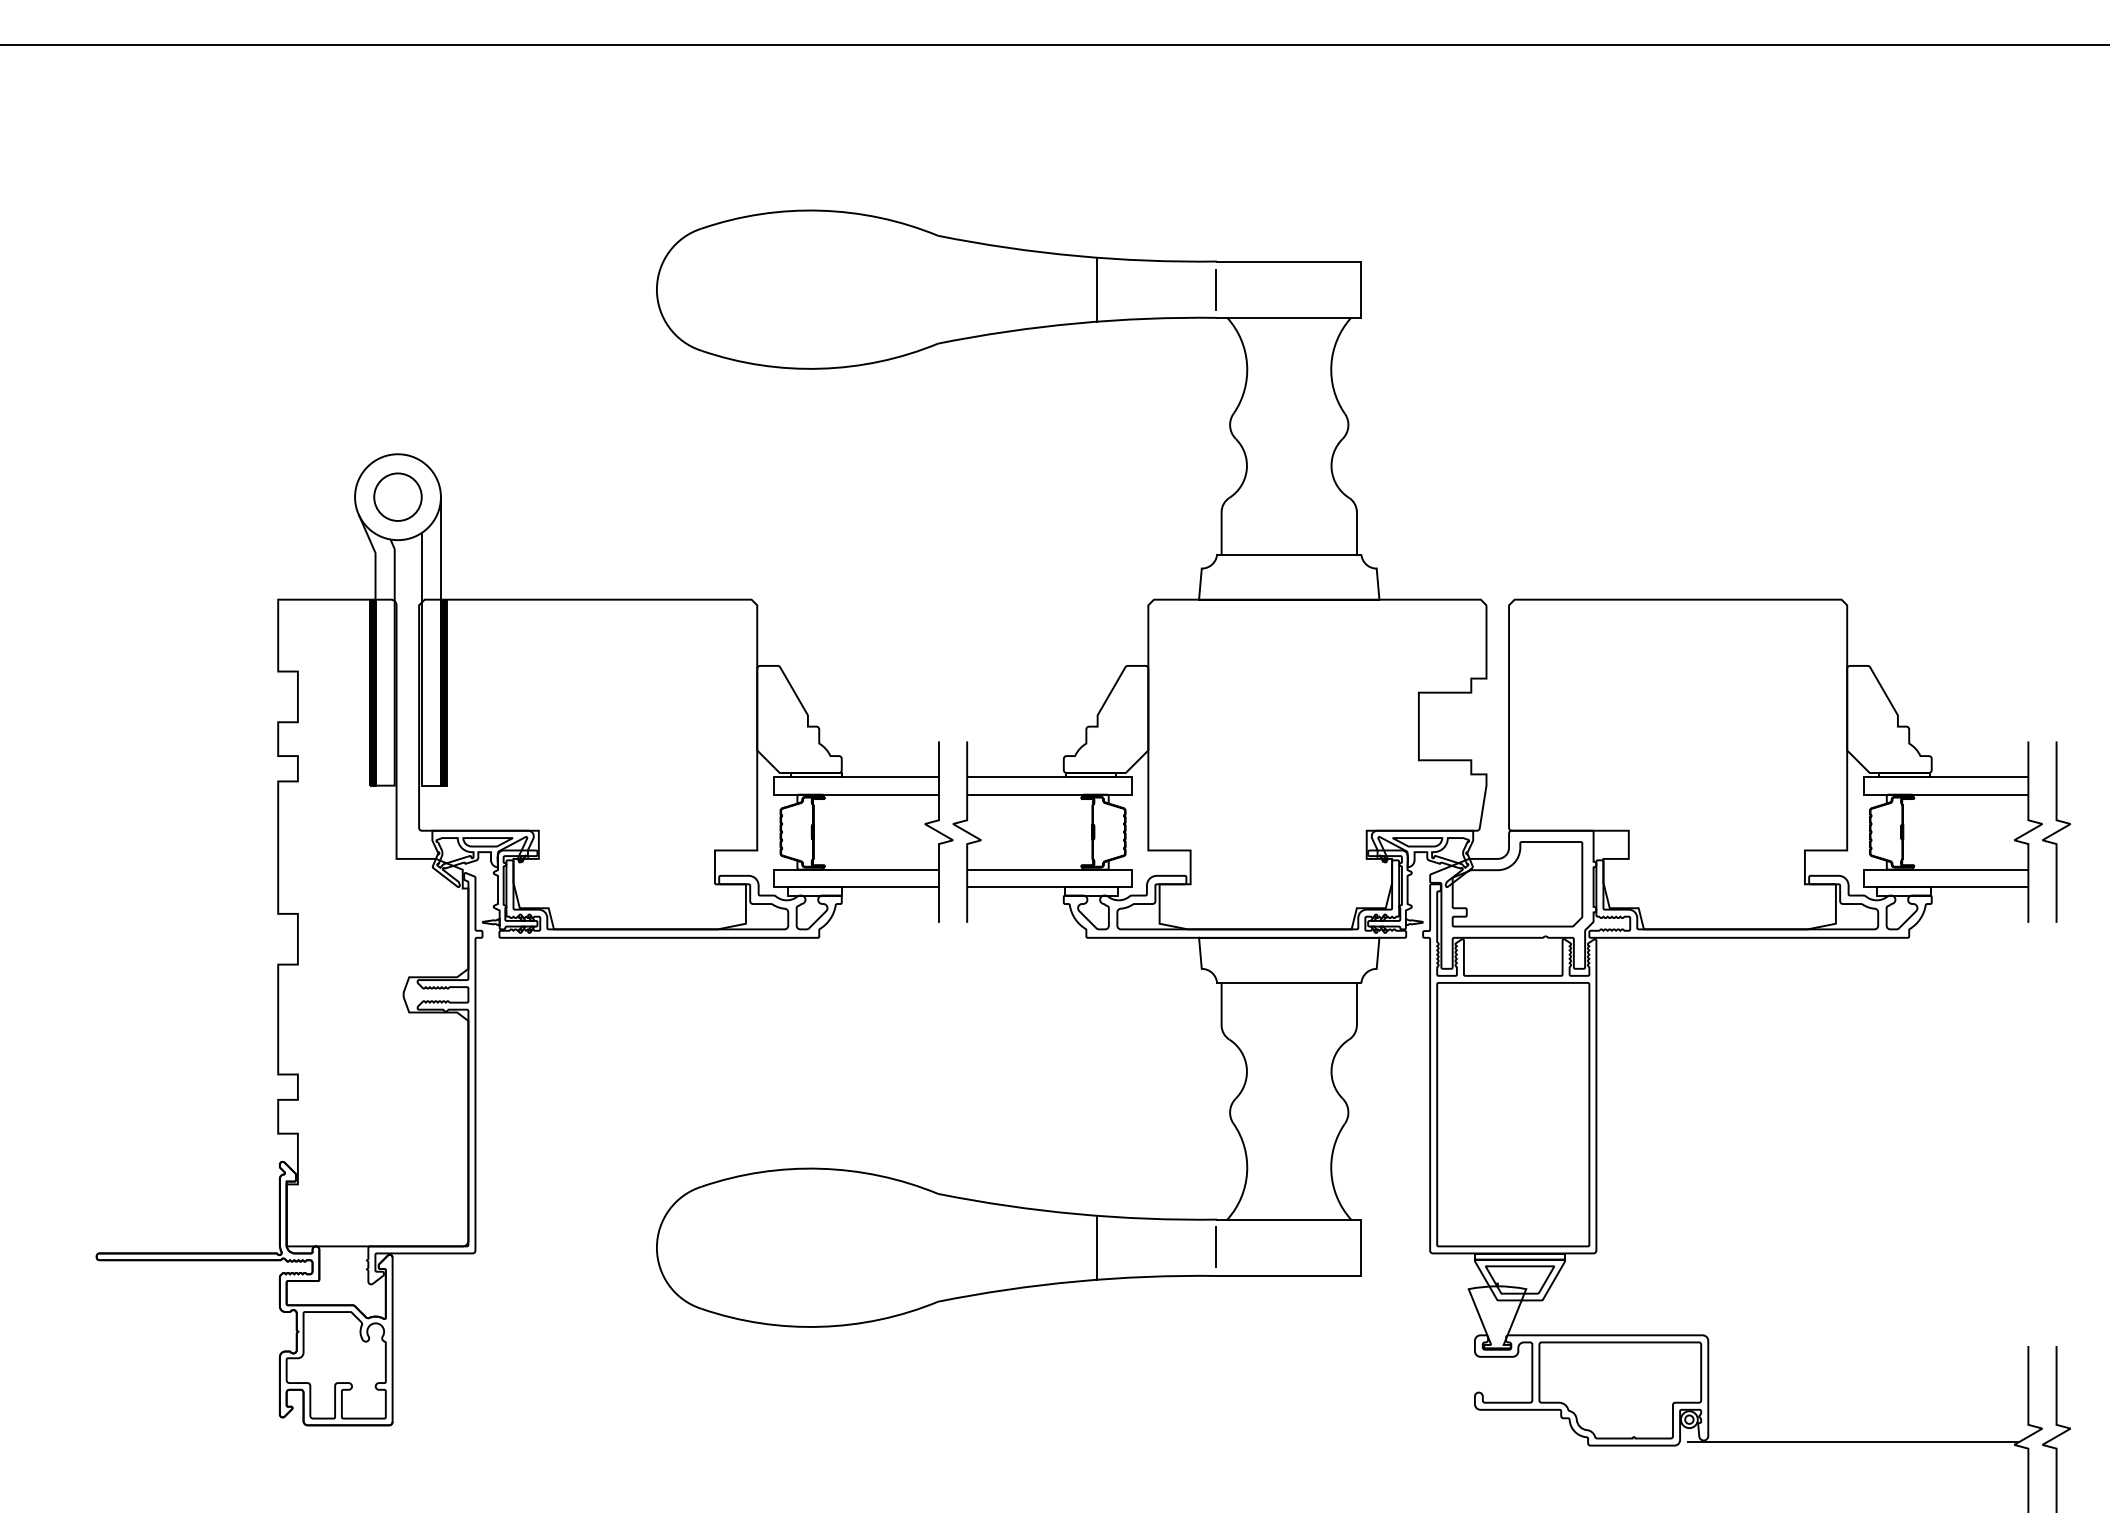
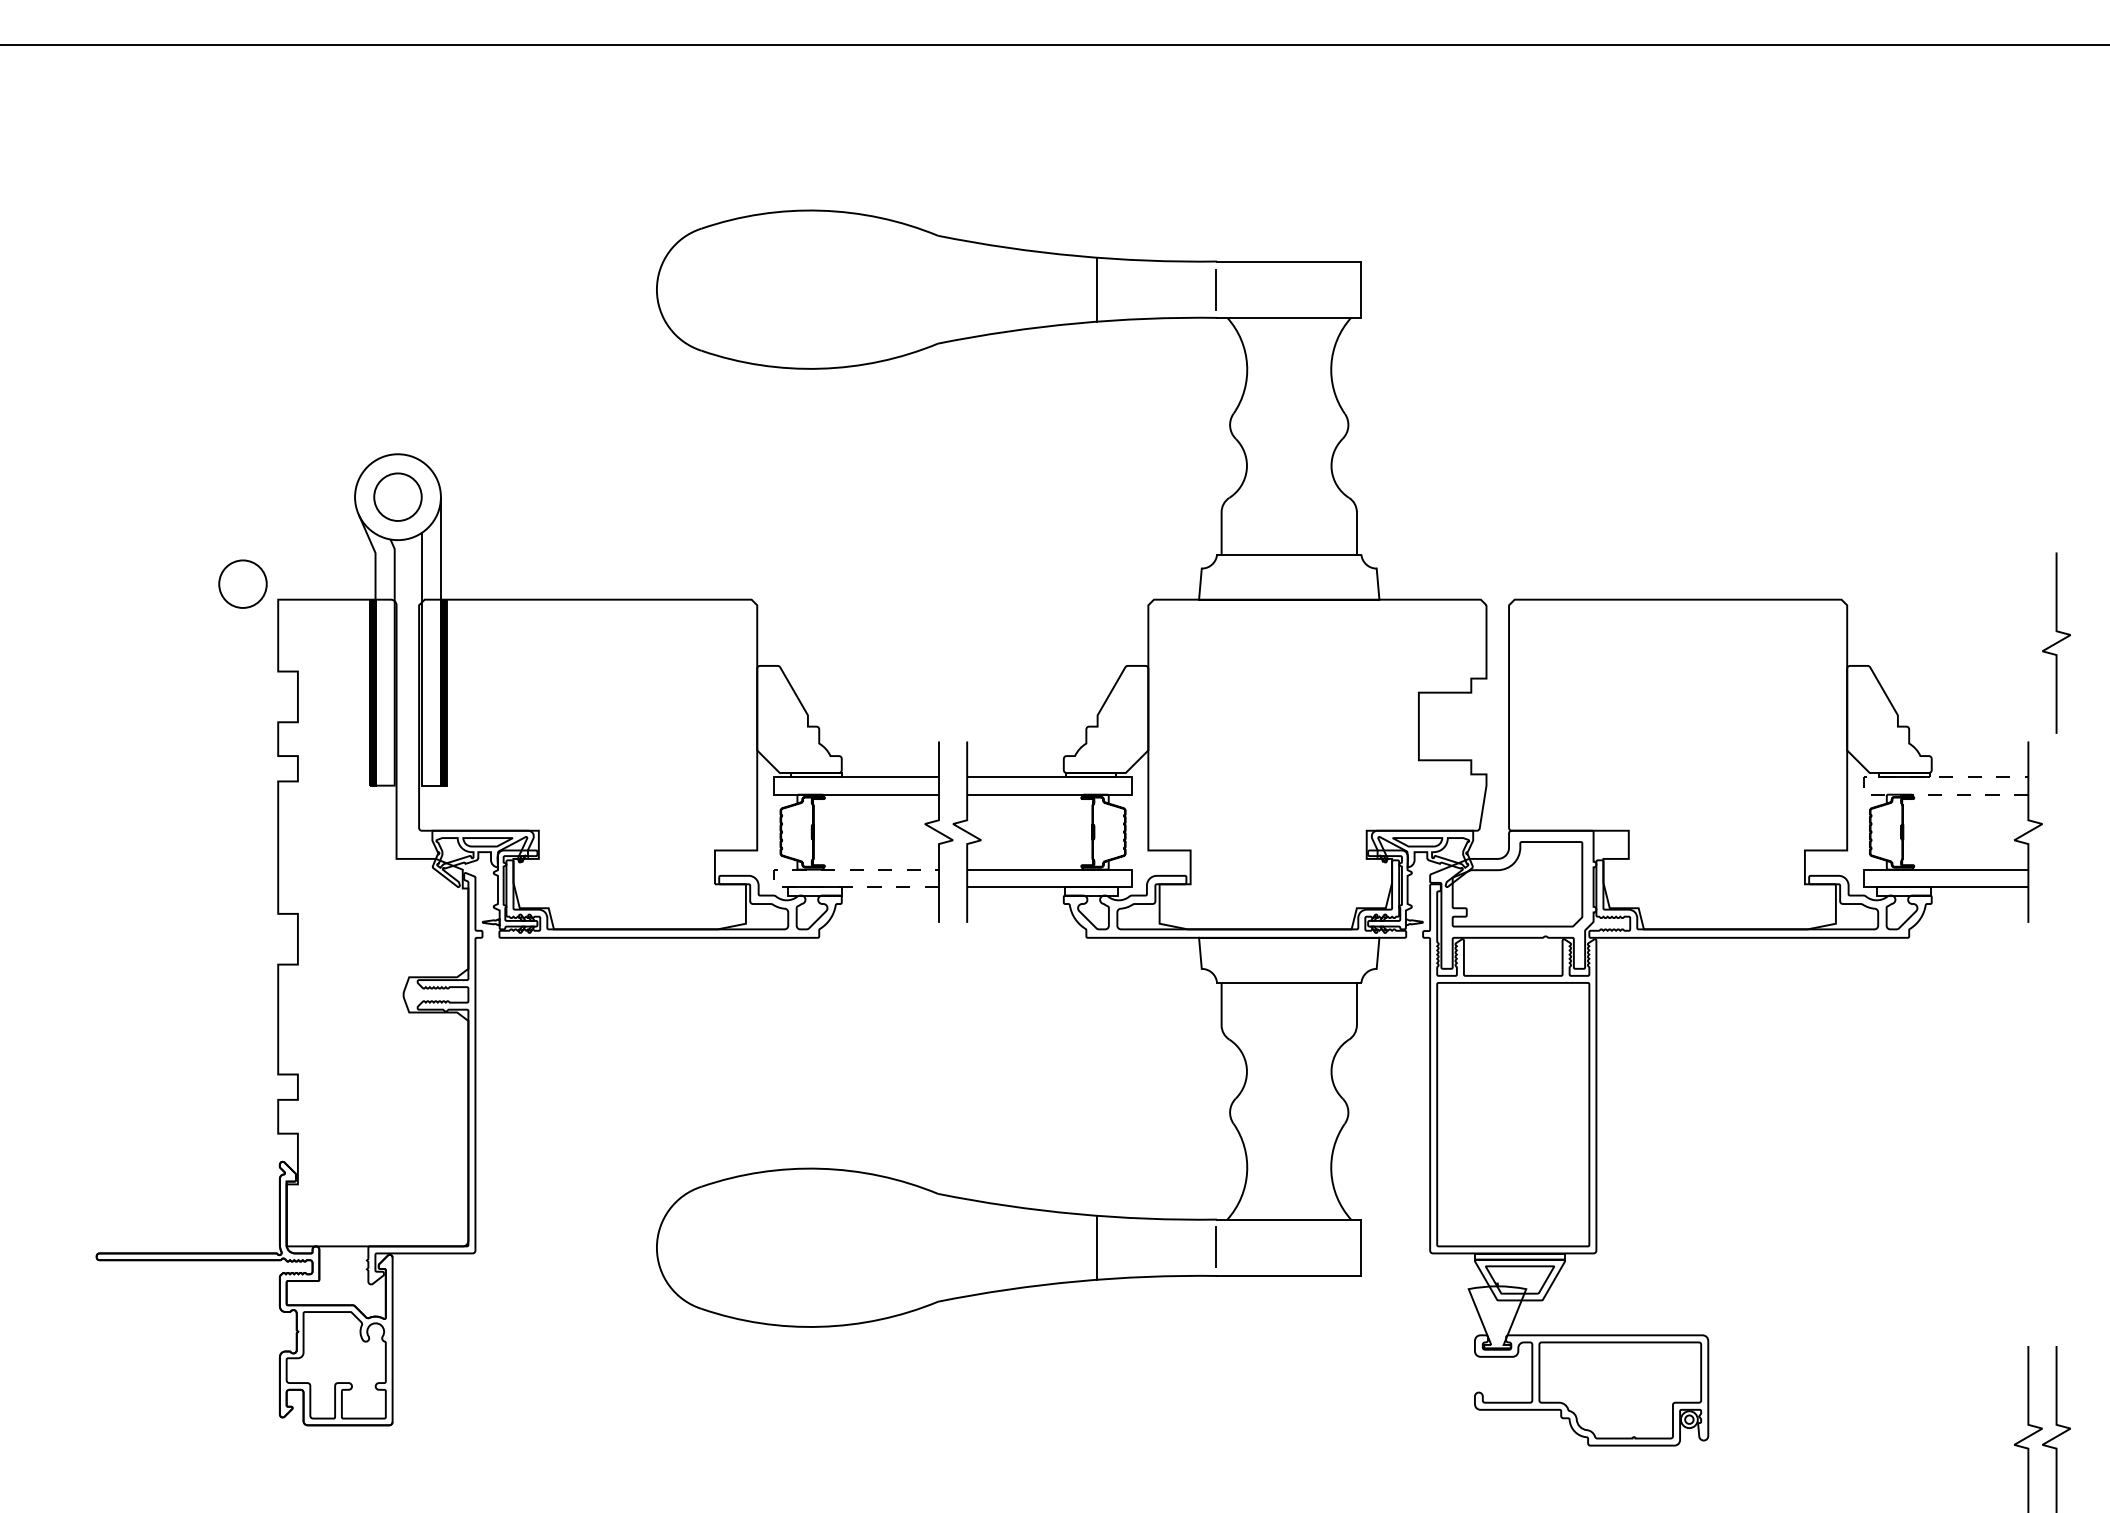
circle: none -> present (242, 583)
line: solid -> dashed (1863, 785)
curve position: (2056, 831) -> (2056, 642) (2056, 642)
line: solid -> dashed (774, 878)
line: present -> none (1852, 1441)
